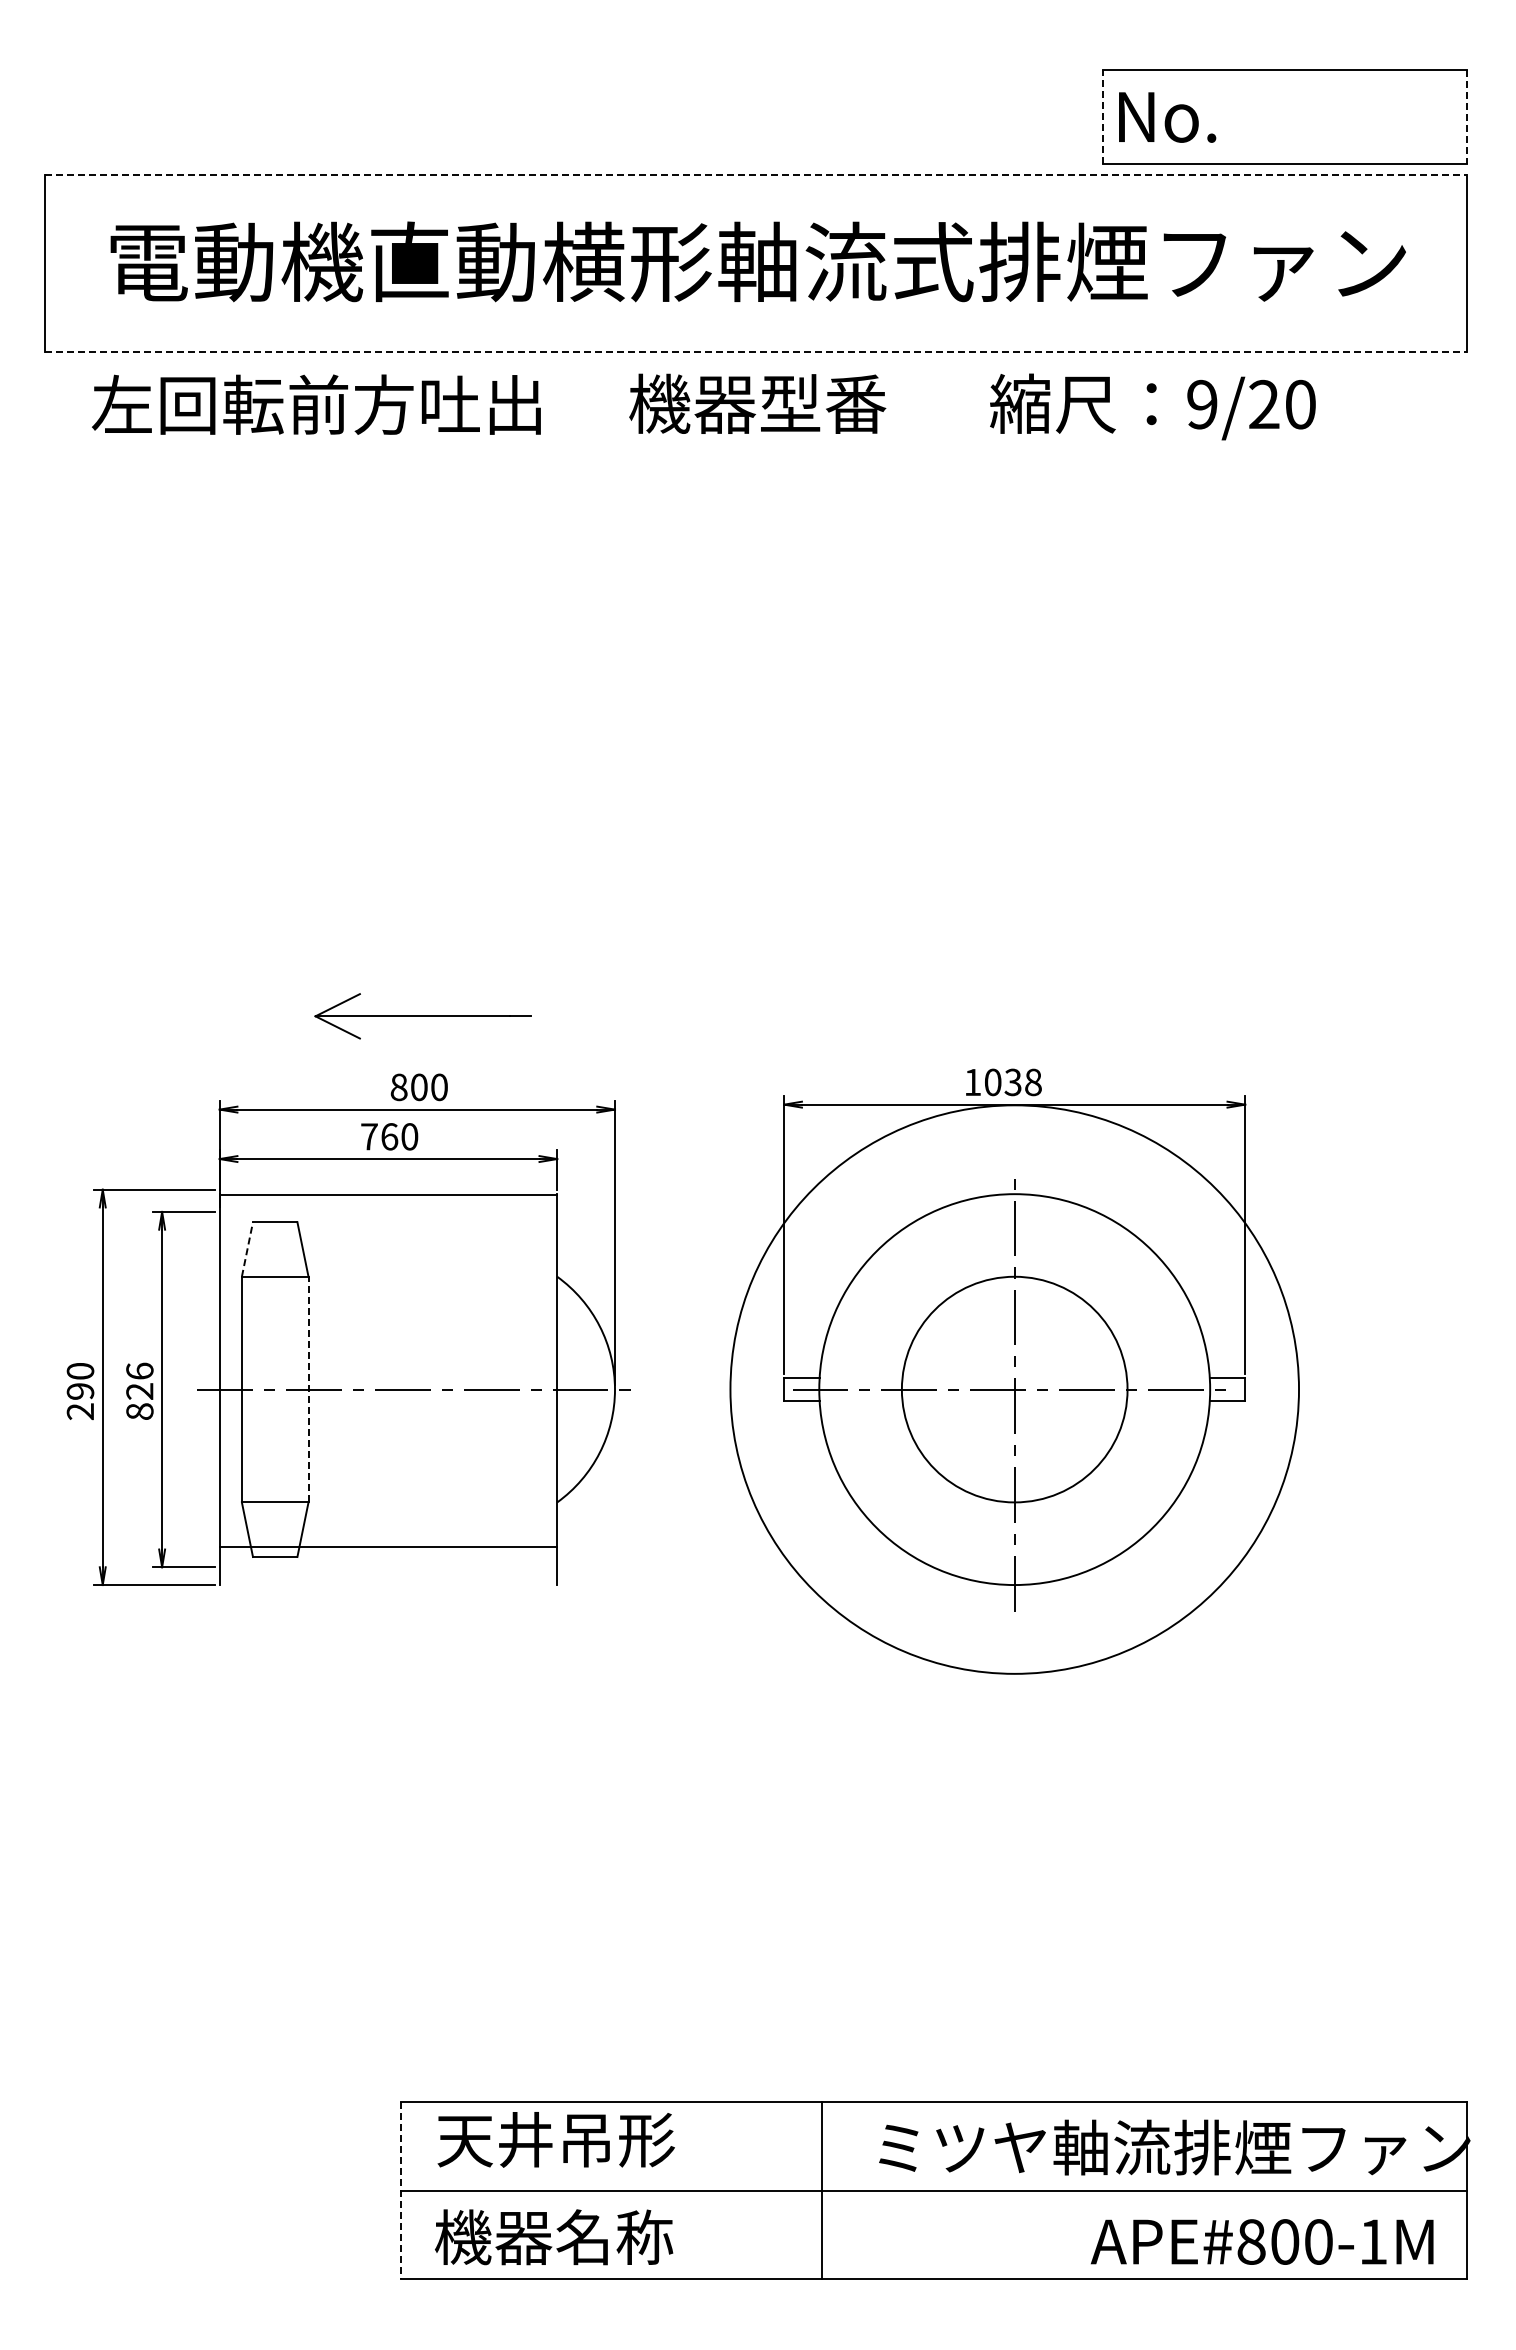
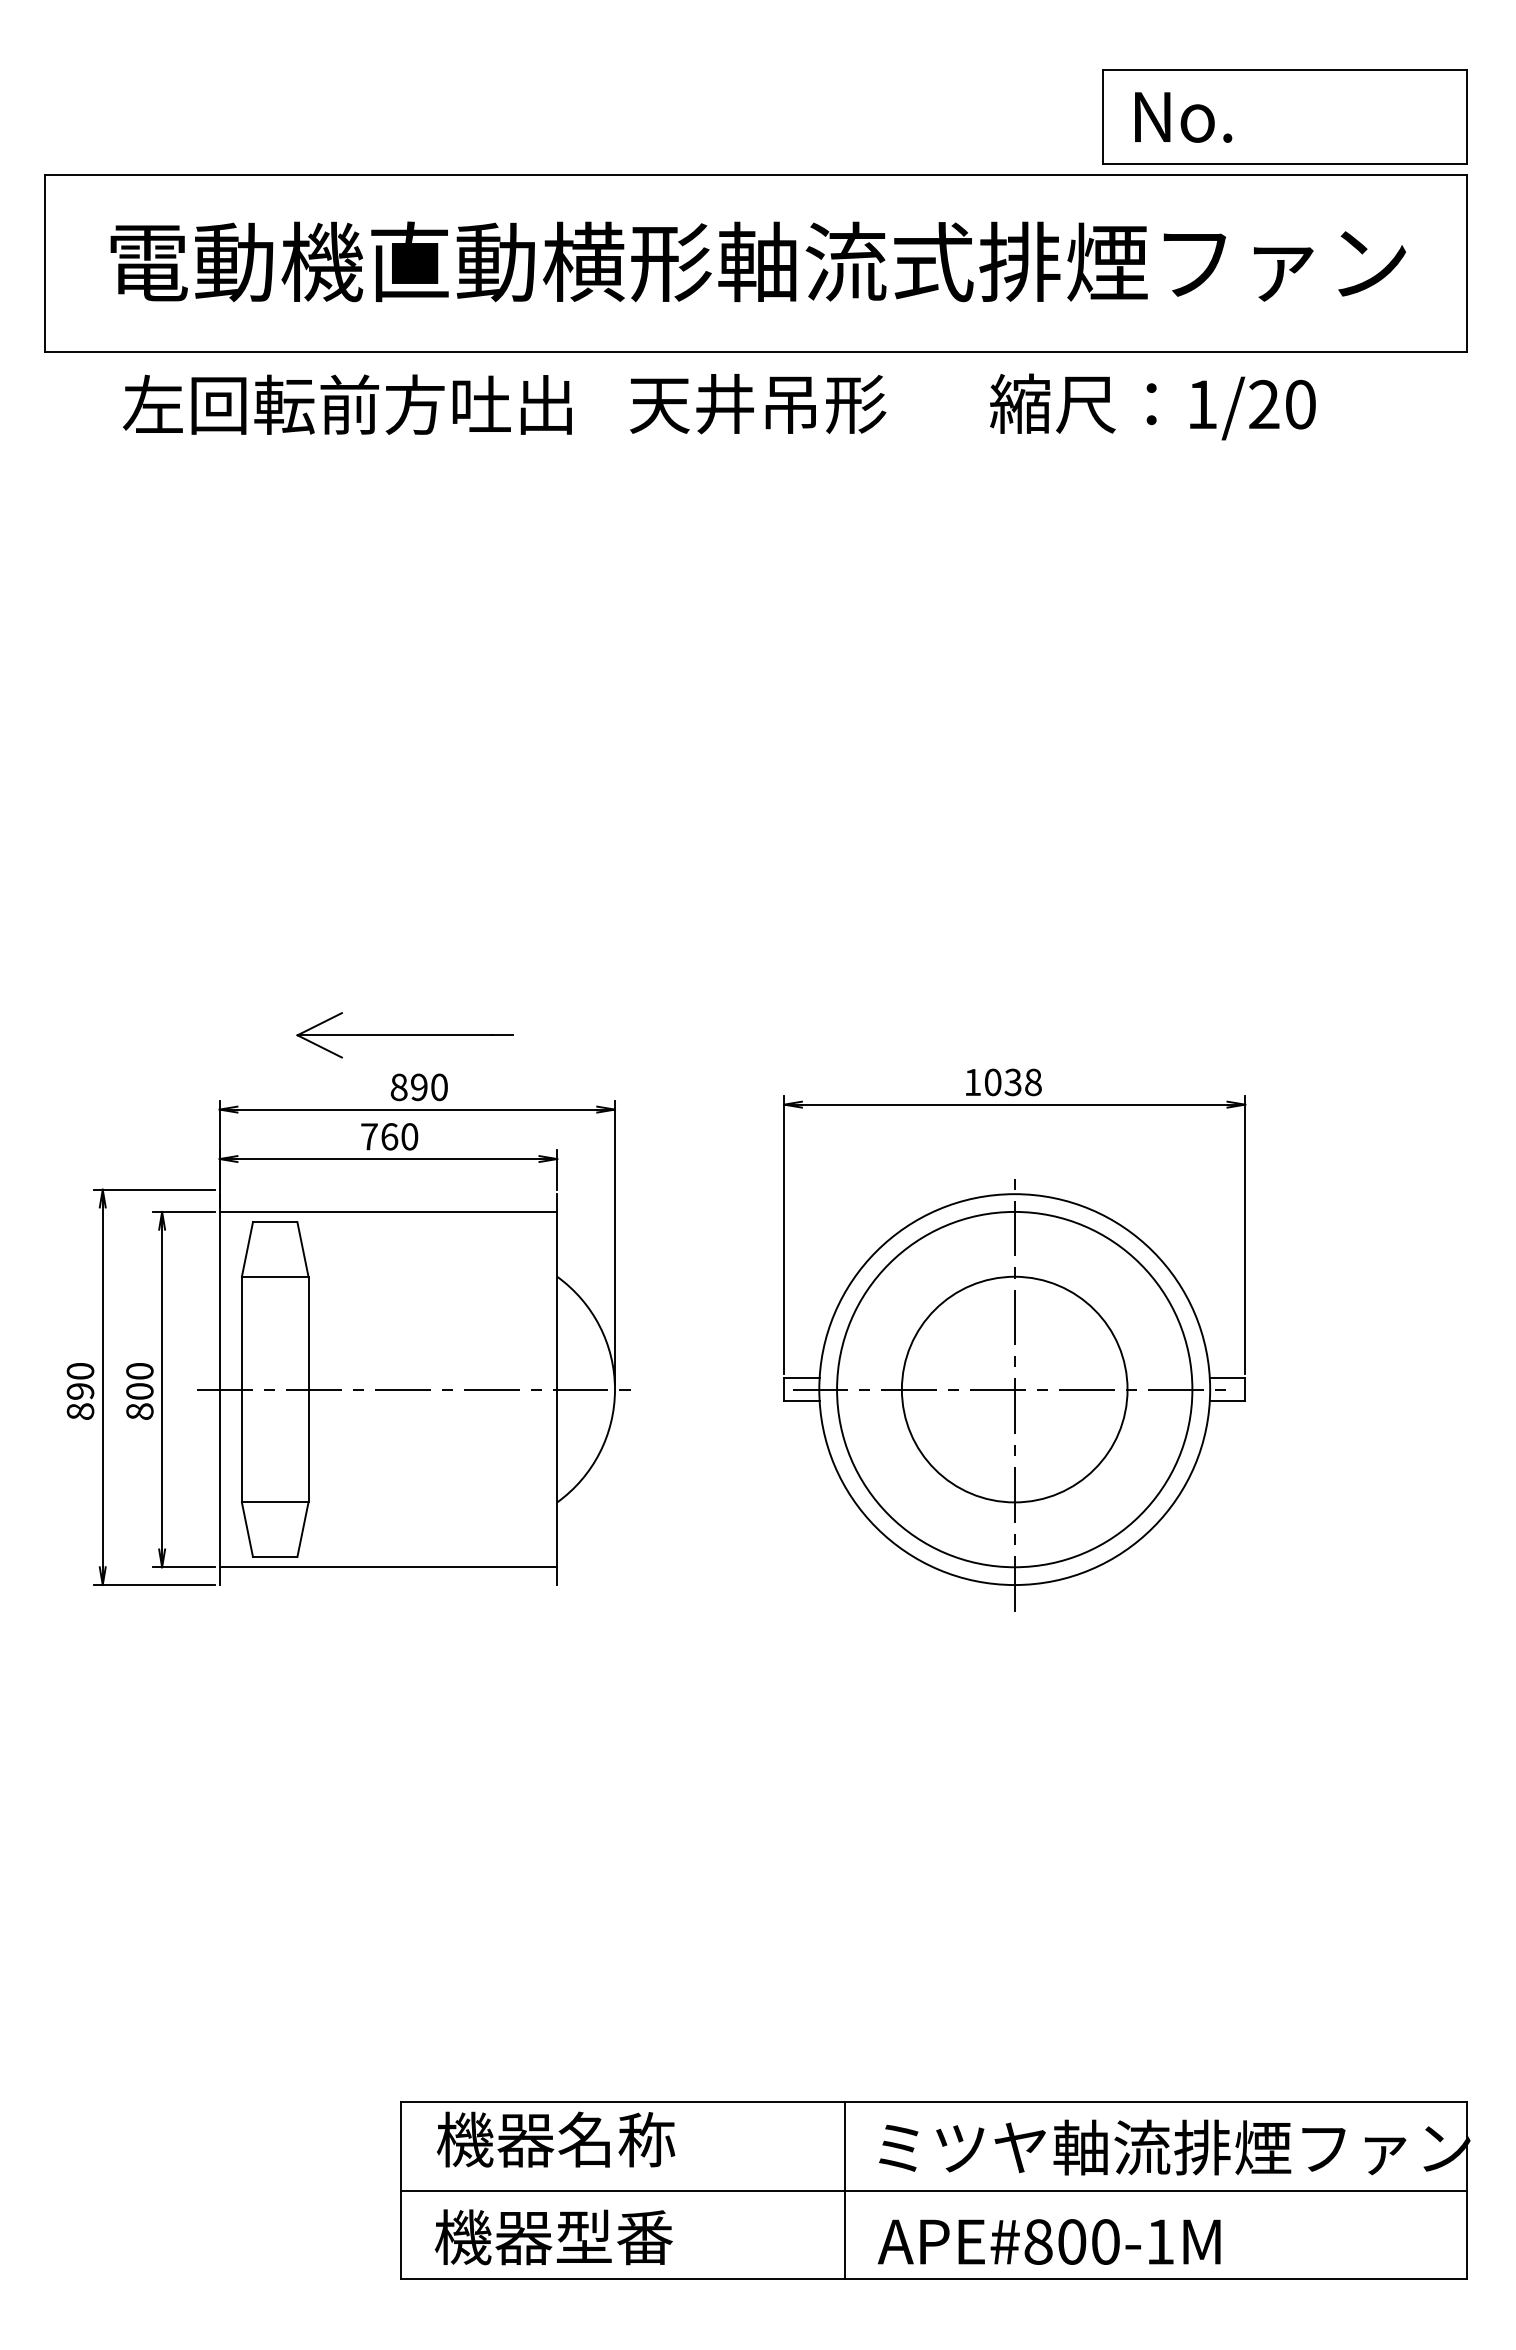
line: dashed -> solid (1102, 117)
text position: (1167, 117) -> (1183, 117) (1183, 117)
line: dashed -> solid (1466, 117)
line: dashed -> solid (755, 174)
line: dashed -> solid (755, 352)
text: 機器型番 -> 天井吊形 (757, 403)
text position: (316, 404) -> (347, 404) (347, 404)
text: 9/20 -> 1/20 (1202, 404)
part position: (422, 1016) -> (404, 1035) (404, 1035)
text: 800 -> 890 (419, 1087)
line position: (388, 1194) -> (388, 1211) (388, 1211)
line: dashed -> solid (247, 1249)
text: 826 -> 800 (139, 1380)
line: dashed -> solid (308, 1389)
circle diameter: 569 px -> 355 px (1014, 1389)
text: 290 -> 890 (80, 1411)
line position: (388, 1547) -> (388, 1567) (388, 1567)
text: 天井吊形 -> 機器名称 (556, 2139)
line: dashed -> solid (400, 2190)
line position: (821, 2190) -> (844, 2190) (844, 2190)
text: 機器名称 -> 機器型番 (614, 2237)
text position: (1261, 2241) -> (1048, 2241) (1048, 2241)
